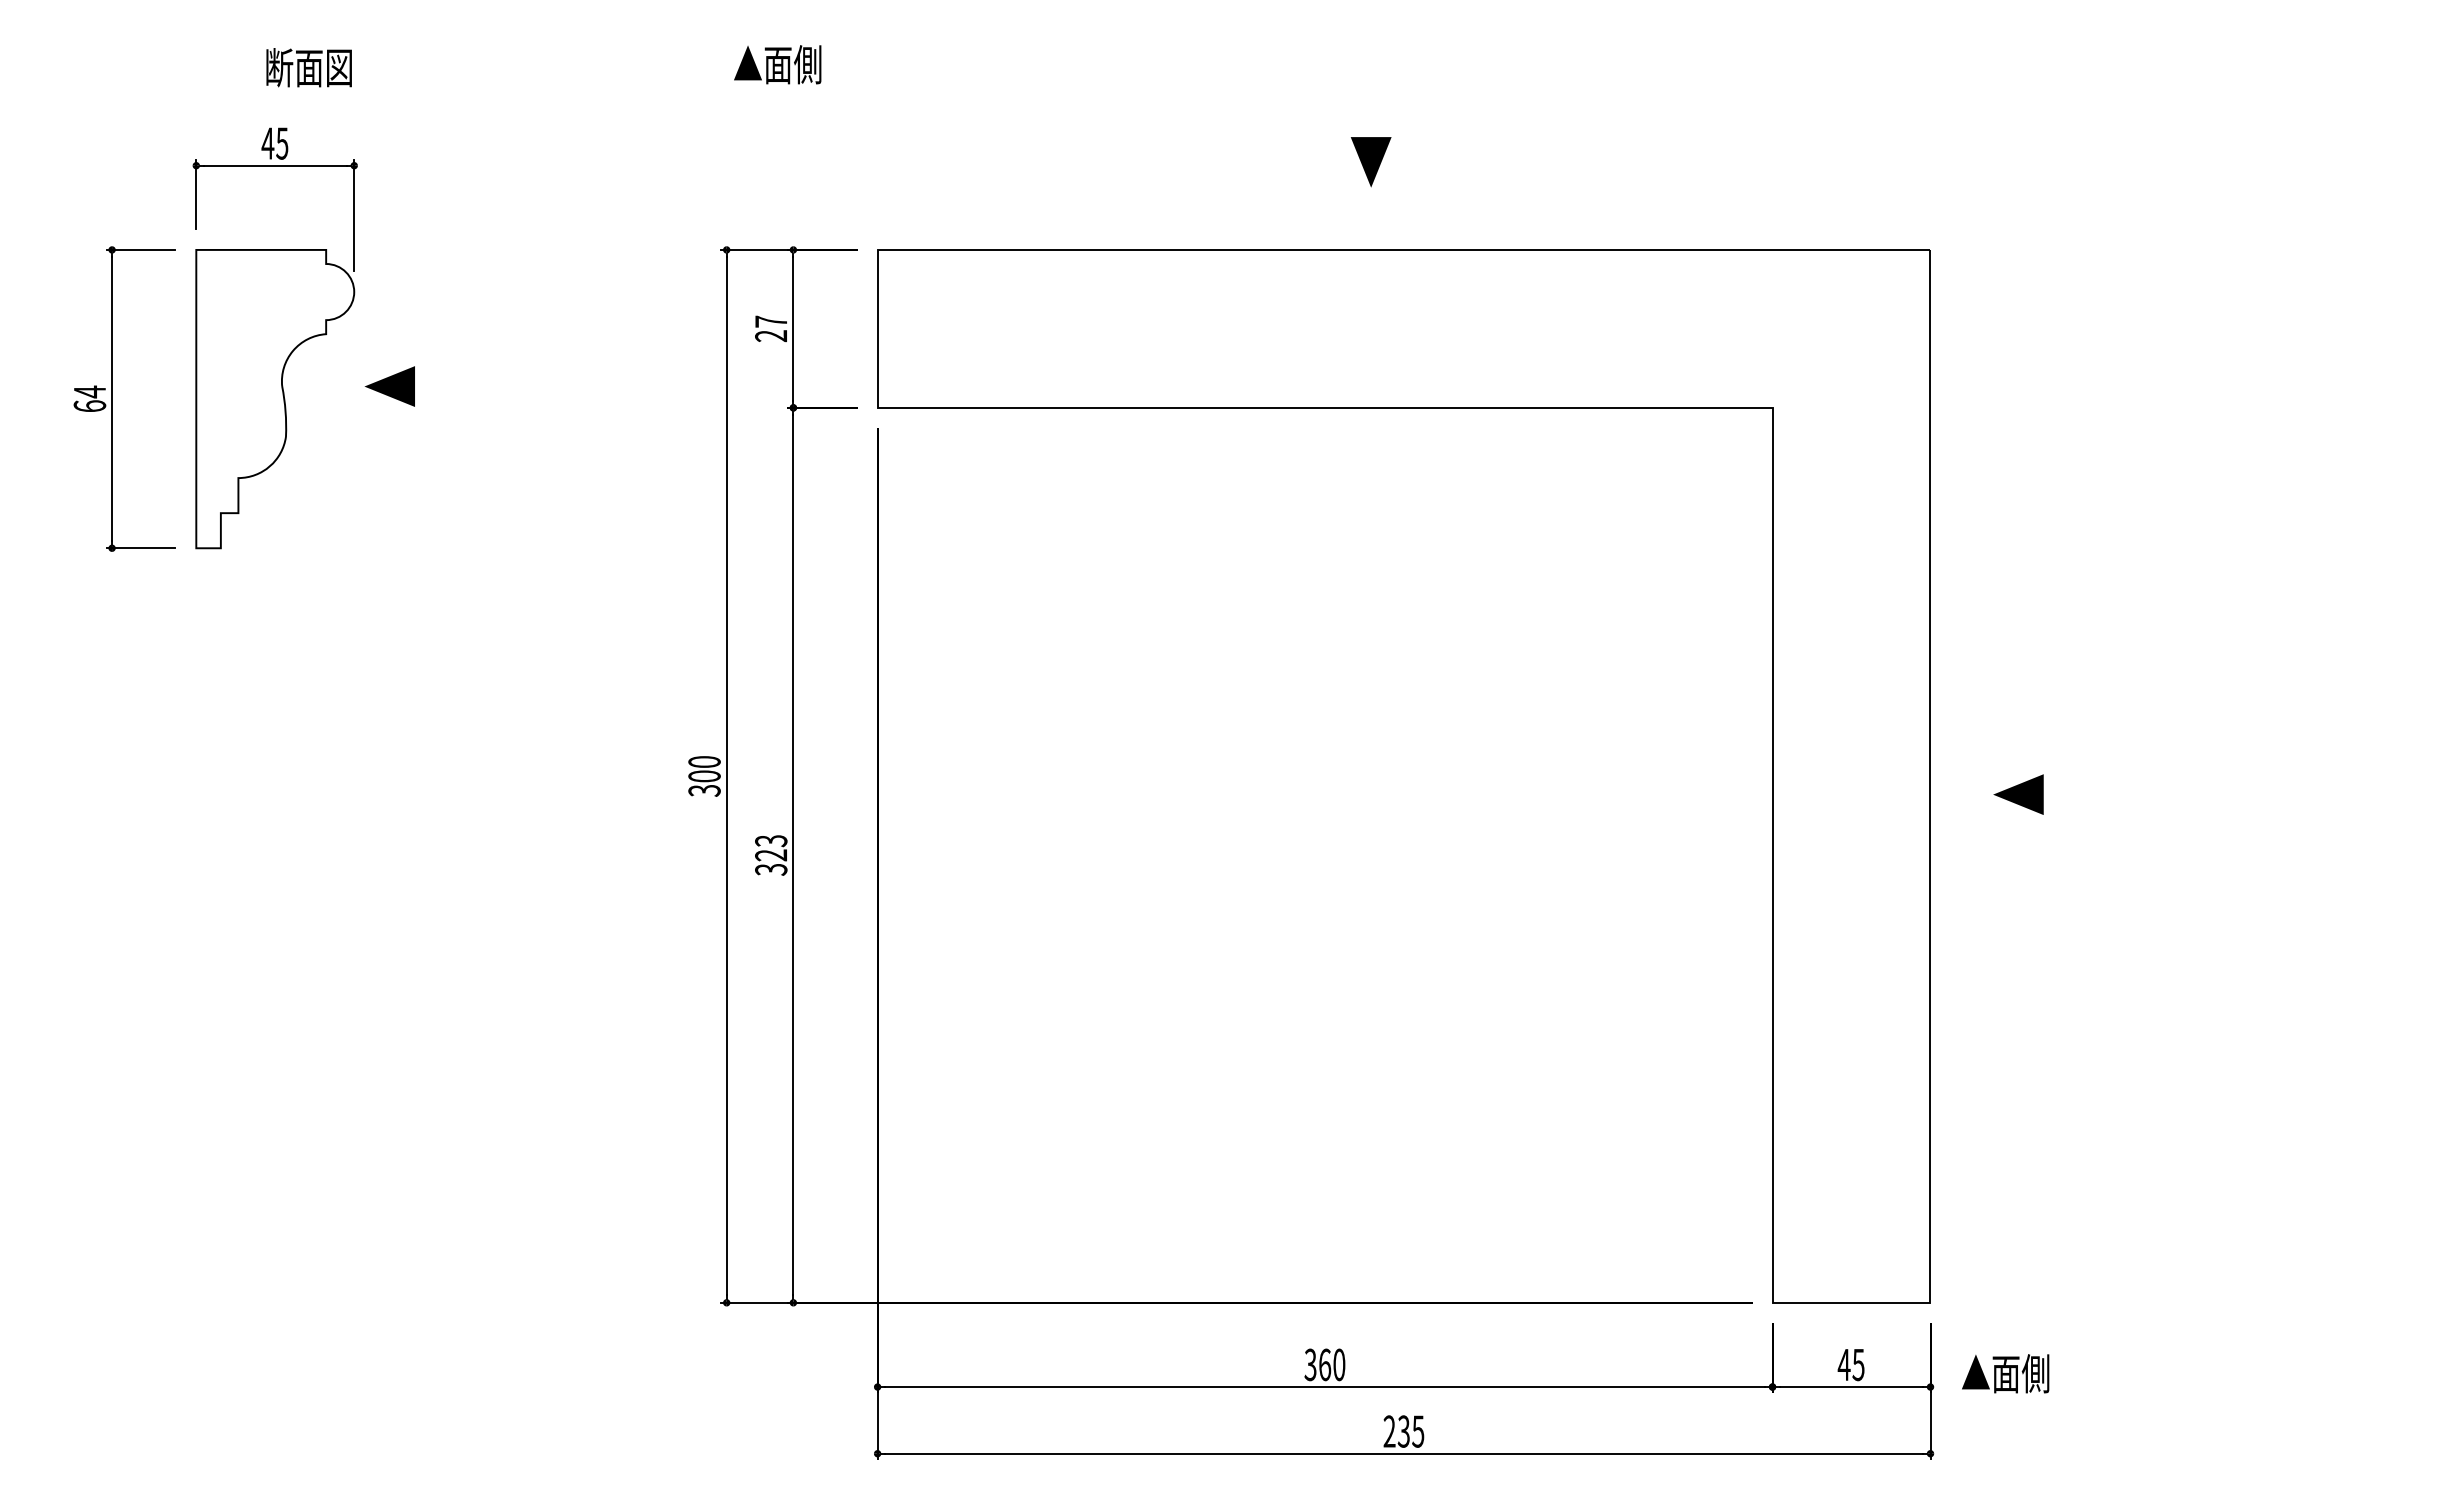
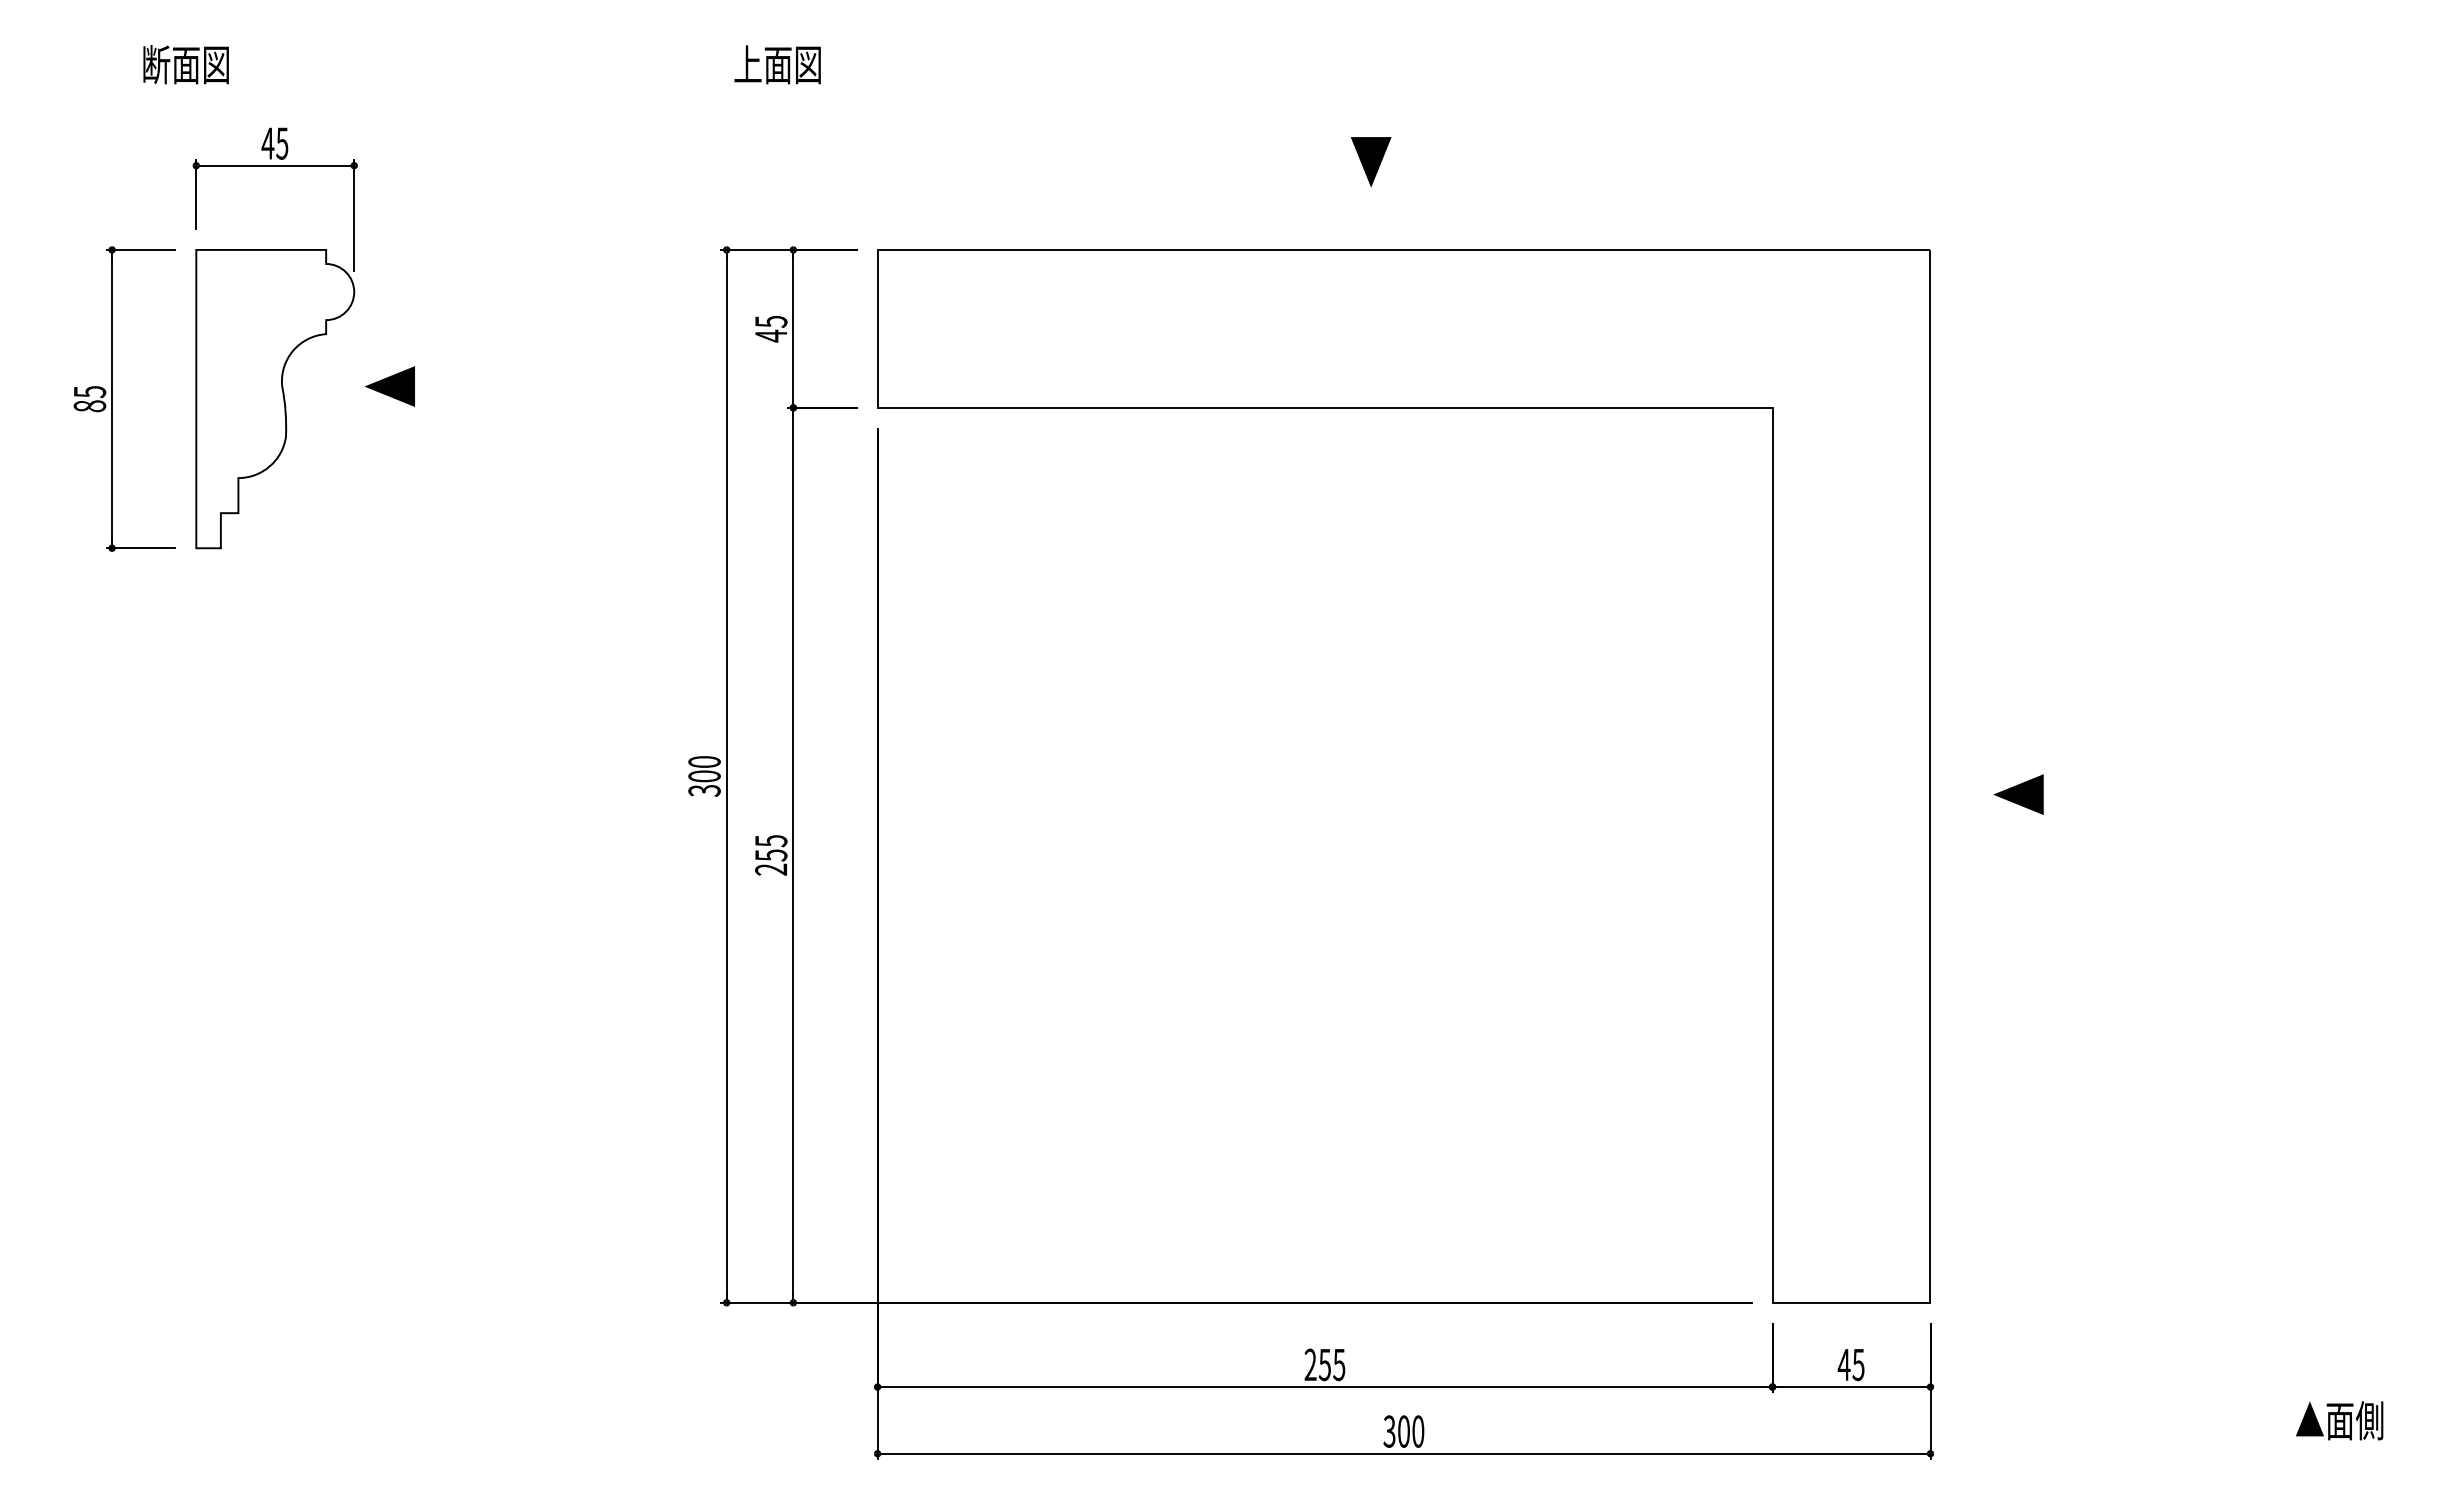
text: ▲面側 -> 上面図 (777, 64)
text position: (308, 67) -> (185, 64) (185, 64)
text: 27 -> 45 (771, 328)
text: 64 -> 85 (89, 398)
text: 323 -> 255 (771, 855)
text: 360 -> 255 (1324, 1364)
text position: (2005, 1373) -> (2339, 1420) (2339, 1420)
text: 235 -> 300 (1403, 1431)
